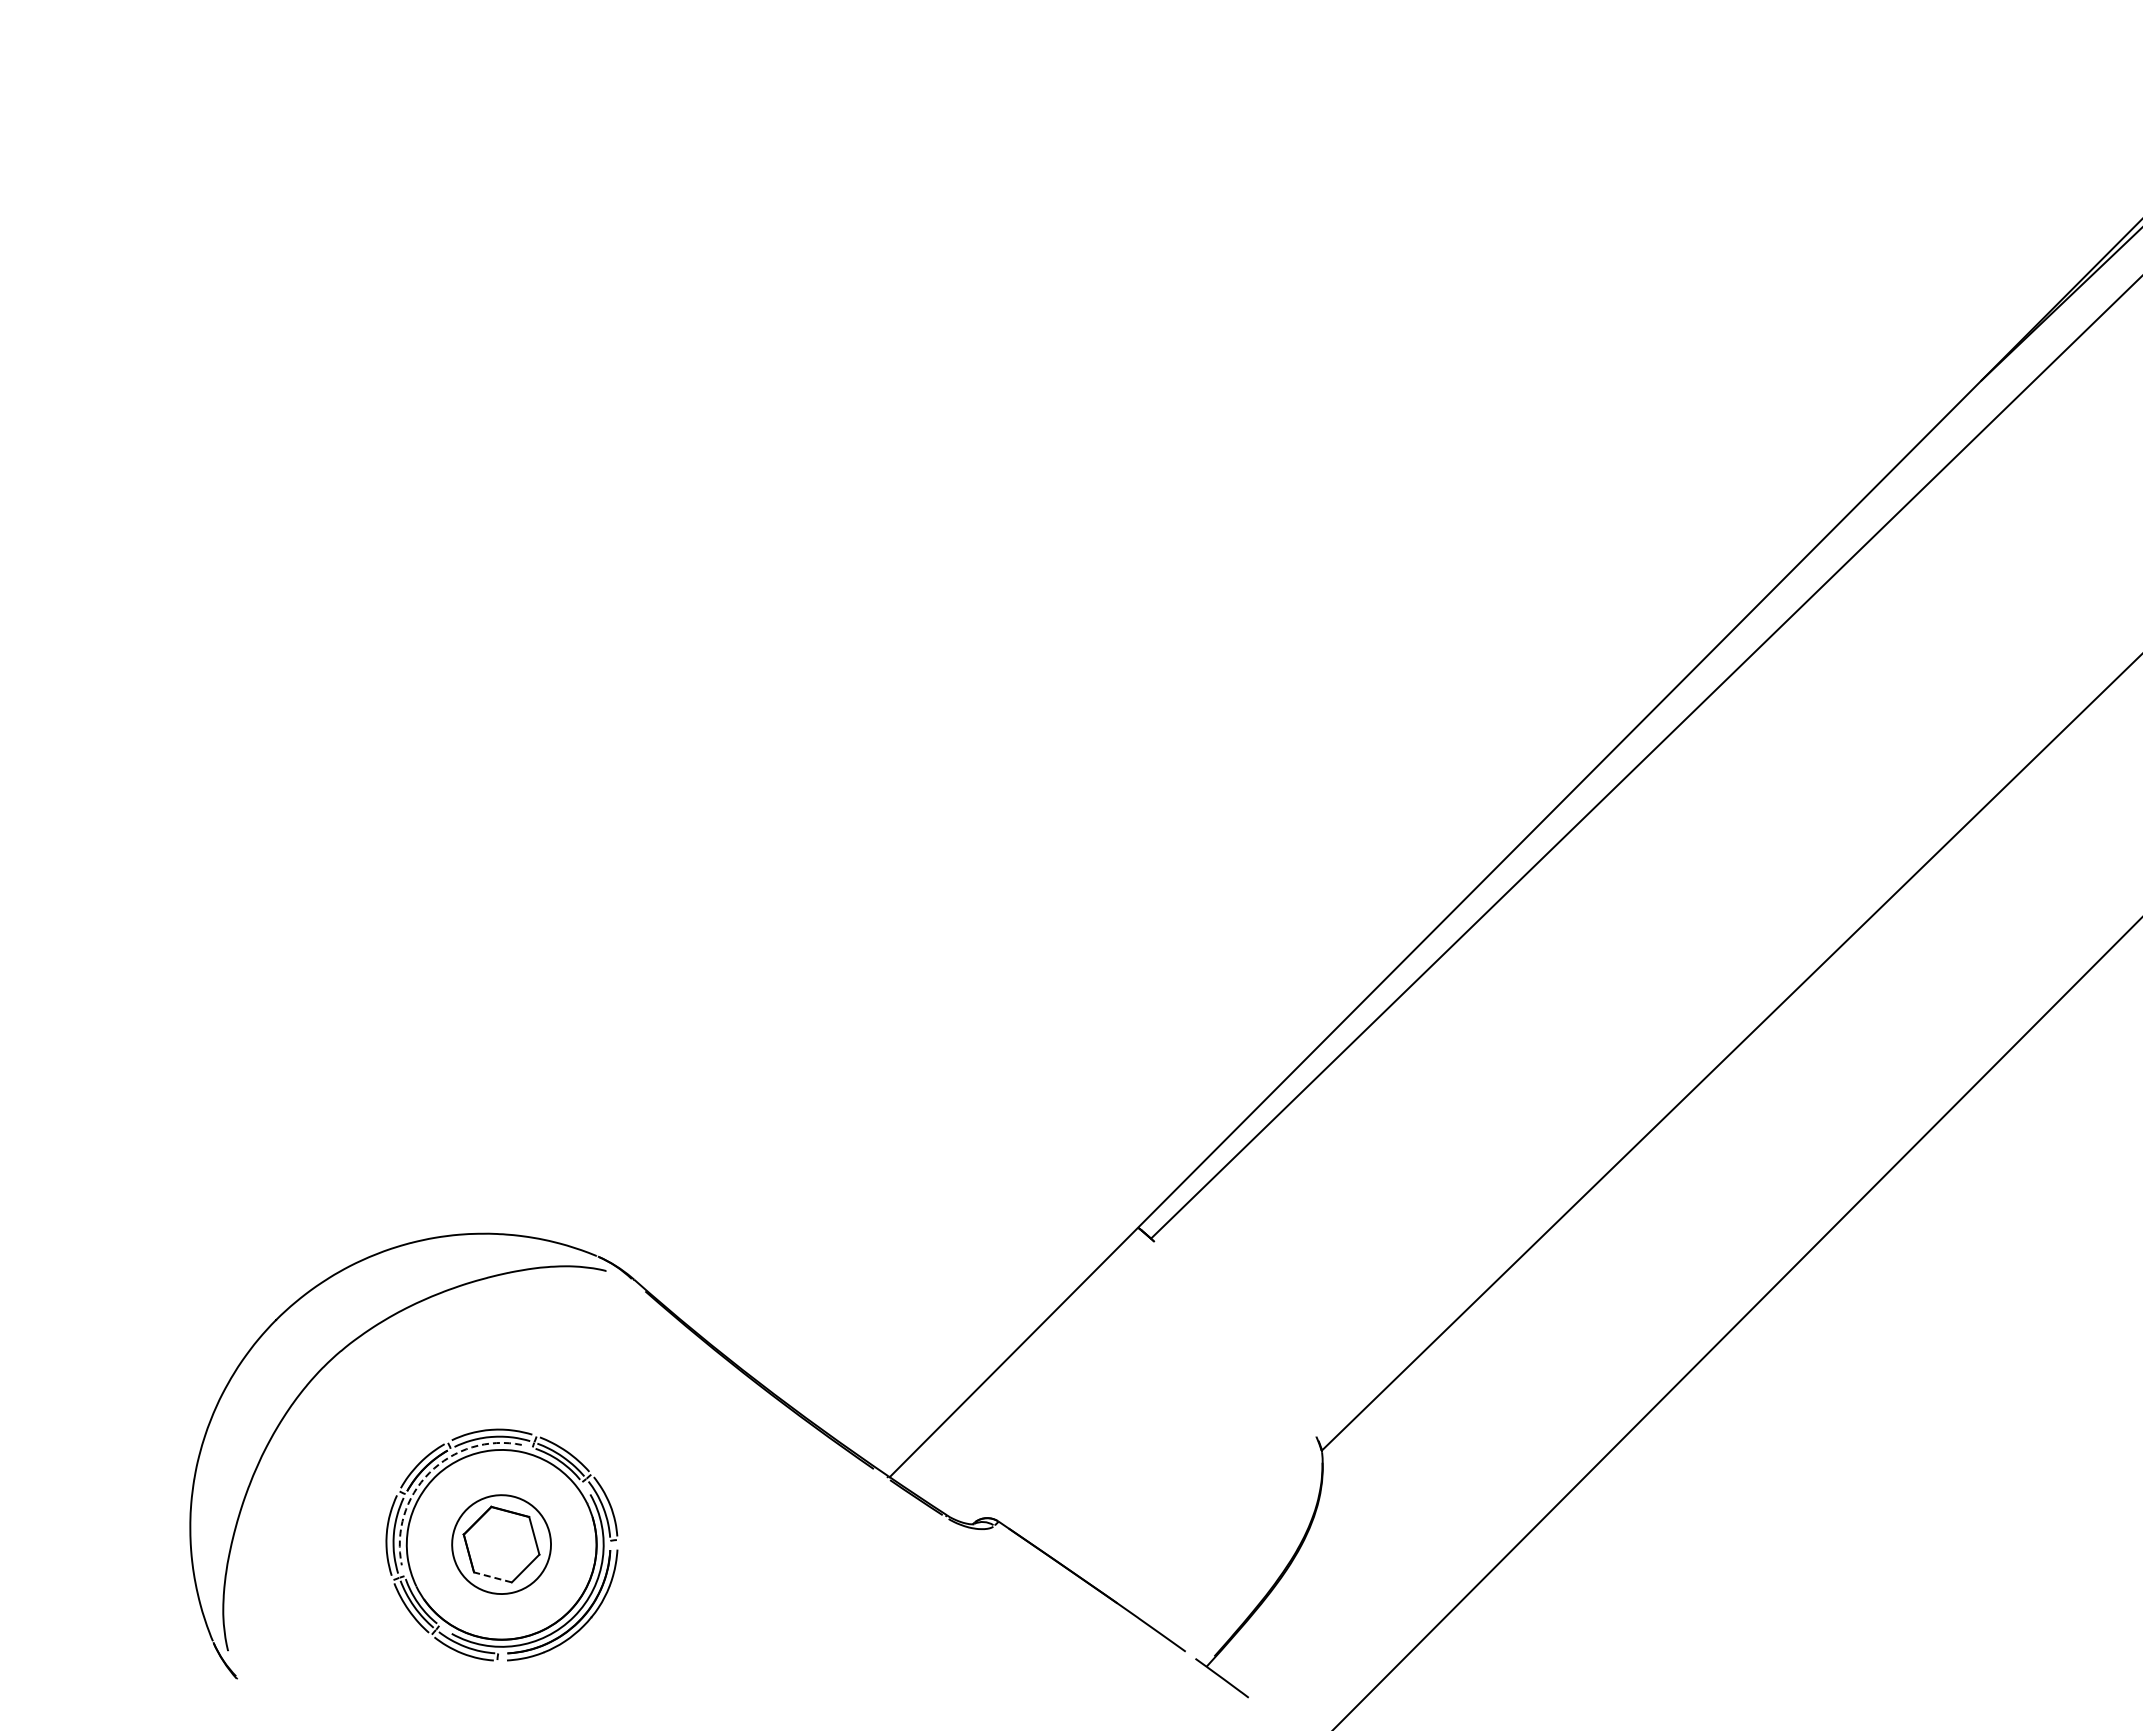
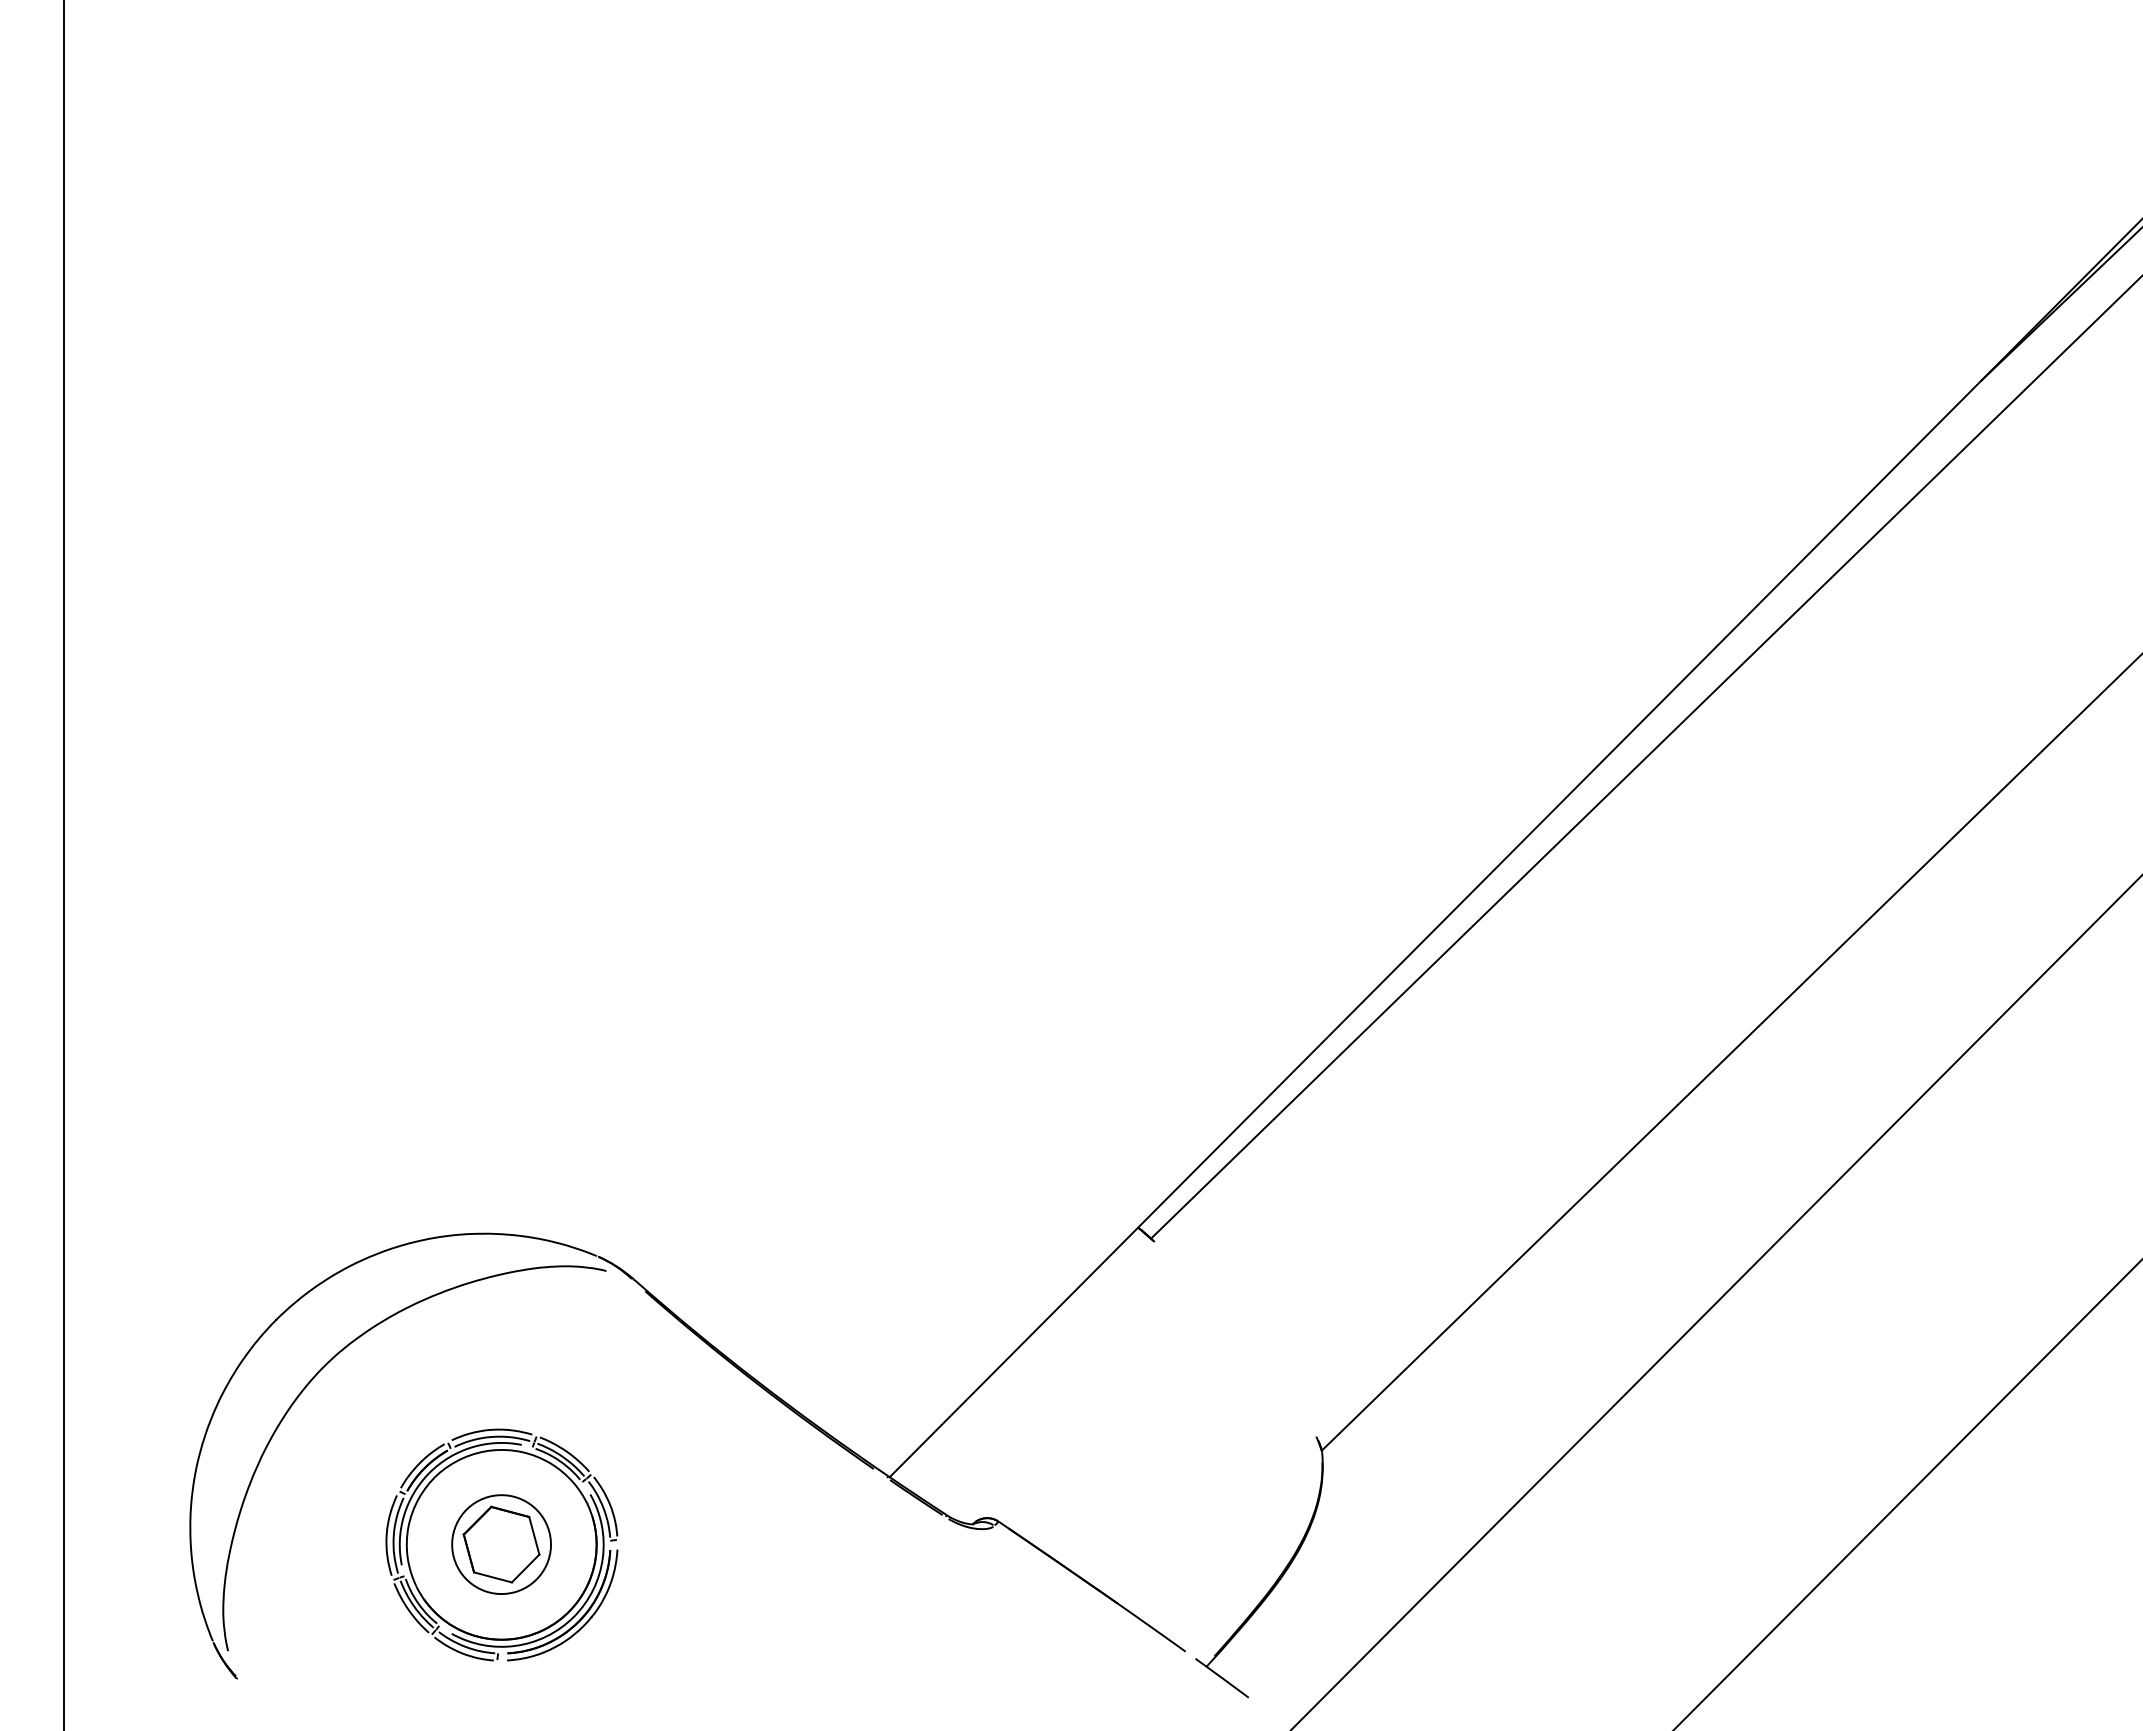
line: none -> present (64, 864)
line position: (1737, 1323) -> (1716, 1302) (1716, 1302)
arc: dashed -> solid (429, 1472)
line: none -> present (1907, 1494)
line: dashed -> solid (492, 1577)
